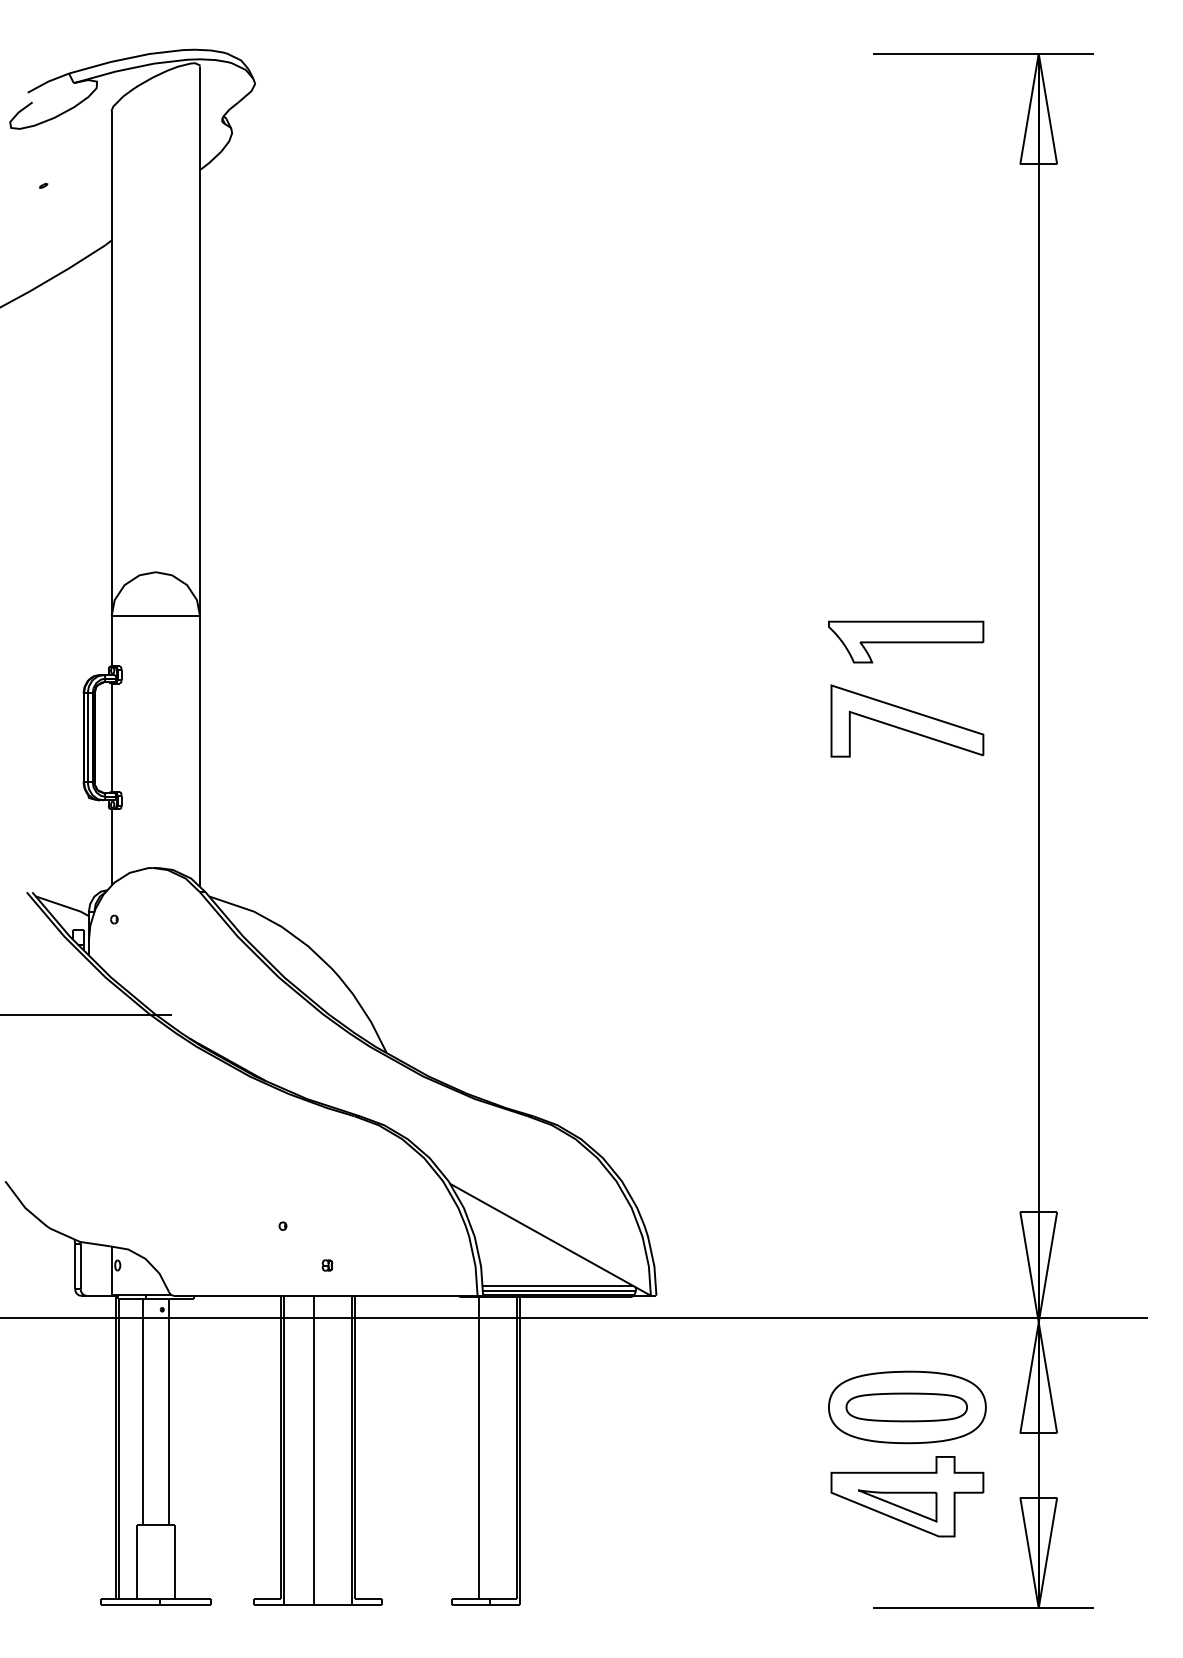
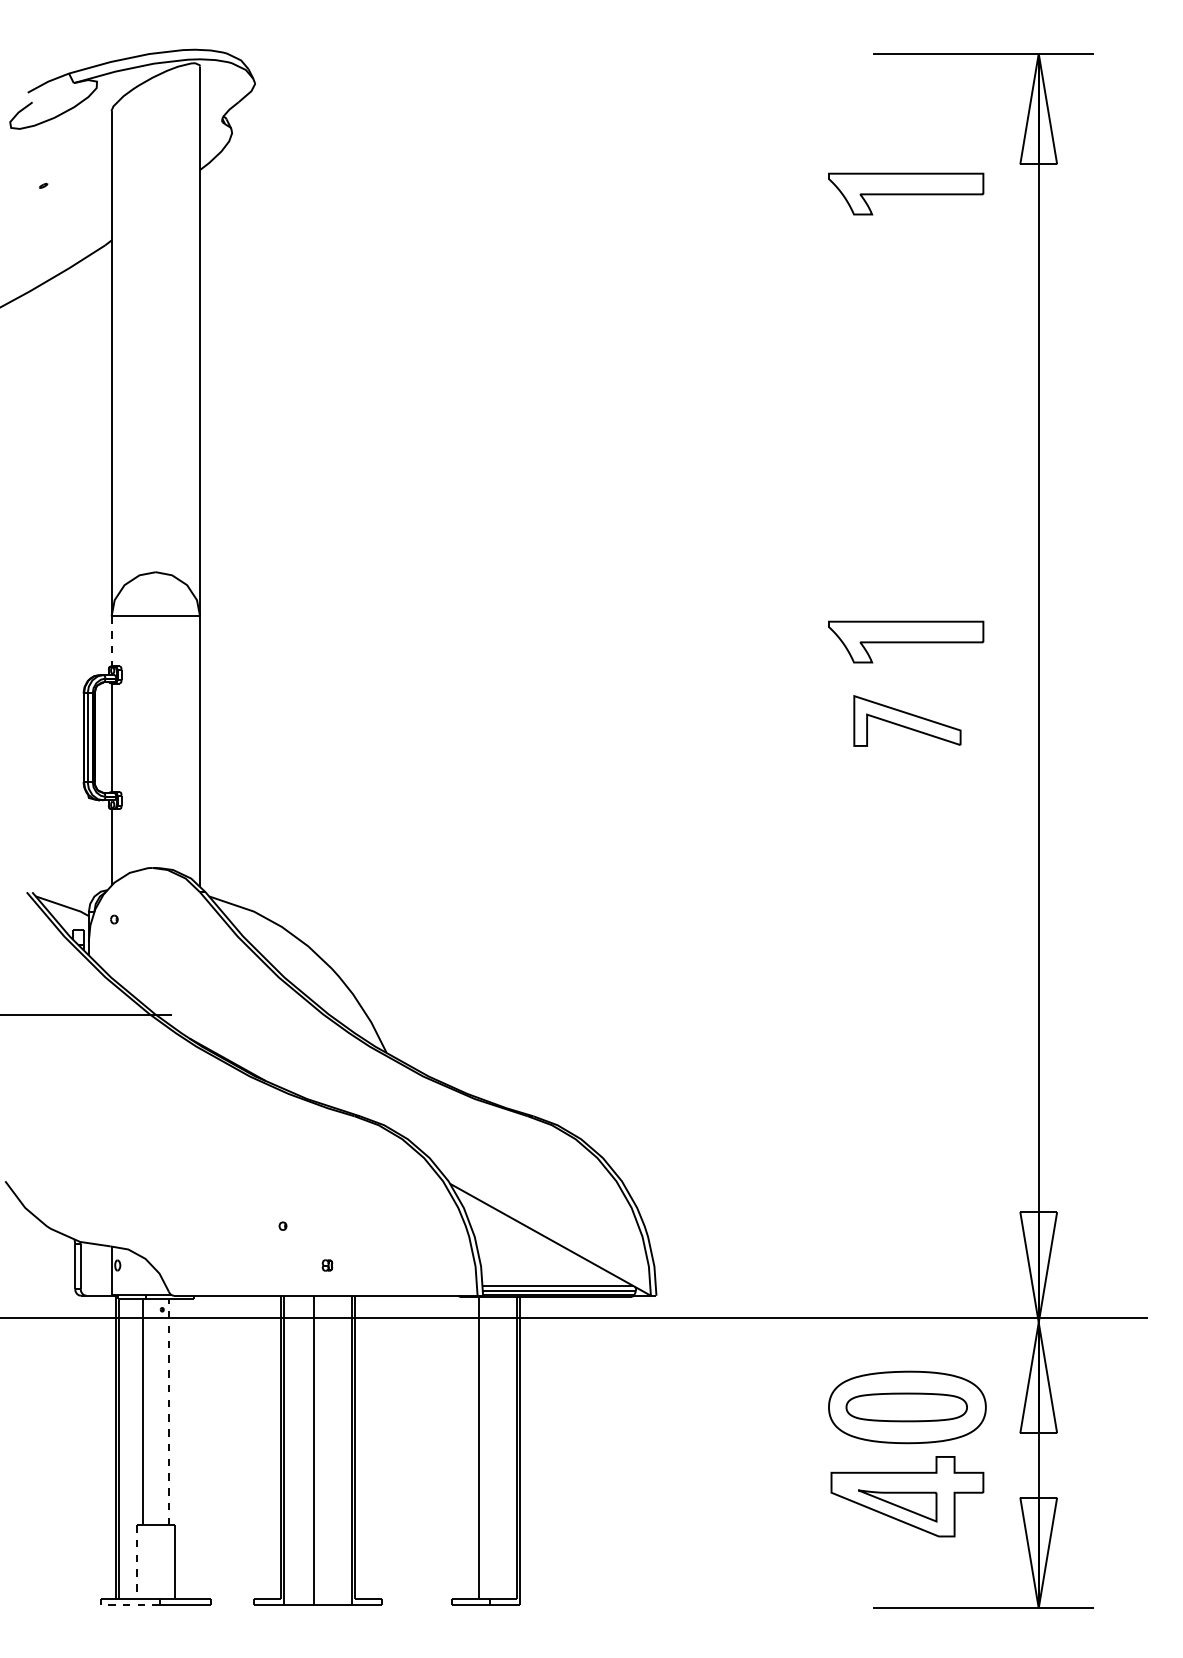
part: none -> present (906, 193)
line: solid -> dashed (111, 641)
part size: 155x74 px -> 109x52 px (907, 720)
line: solid -> dashed (168, 1412)
line: solid -> dashed (137, 1562)
line: solid -> dashed (130, 1604)
